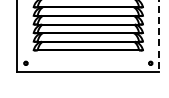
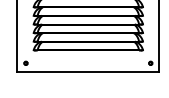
line: dashed -> solid (159, 36)
